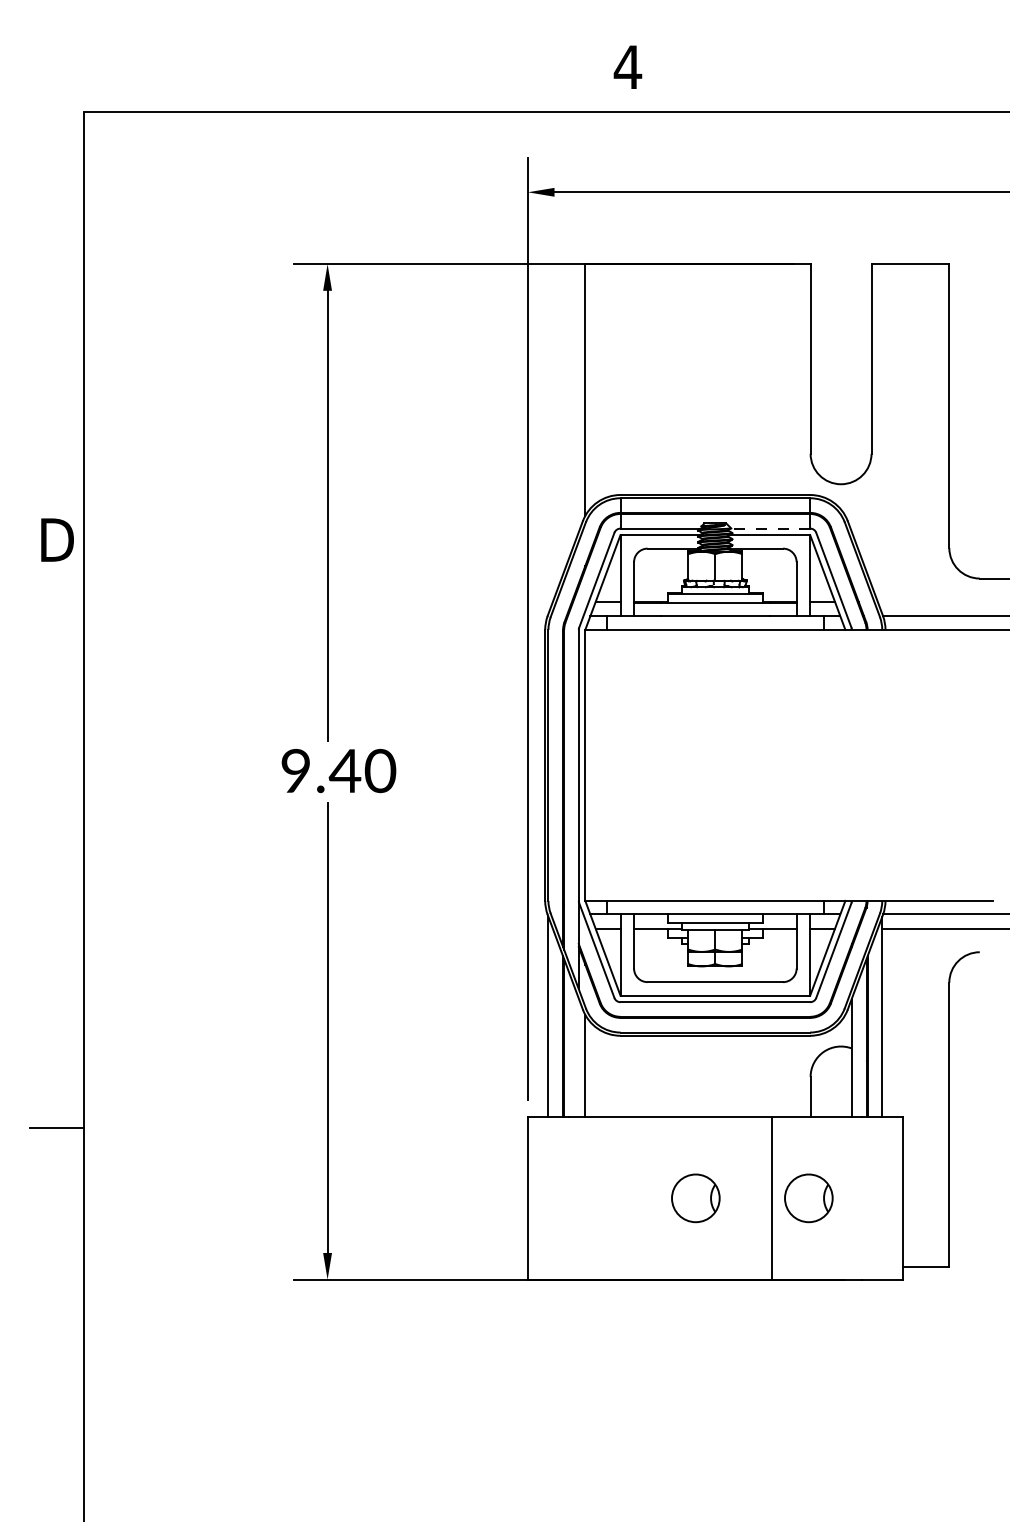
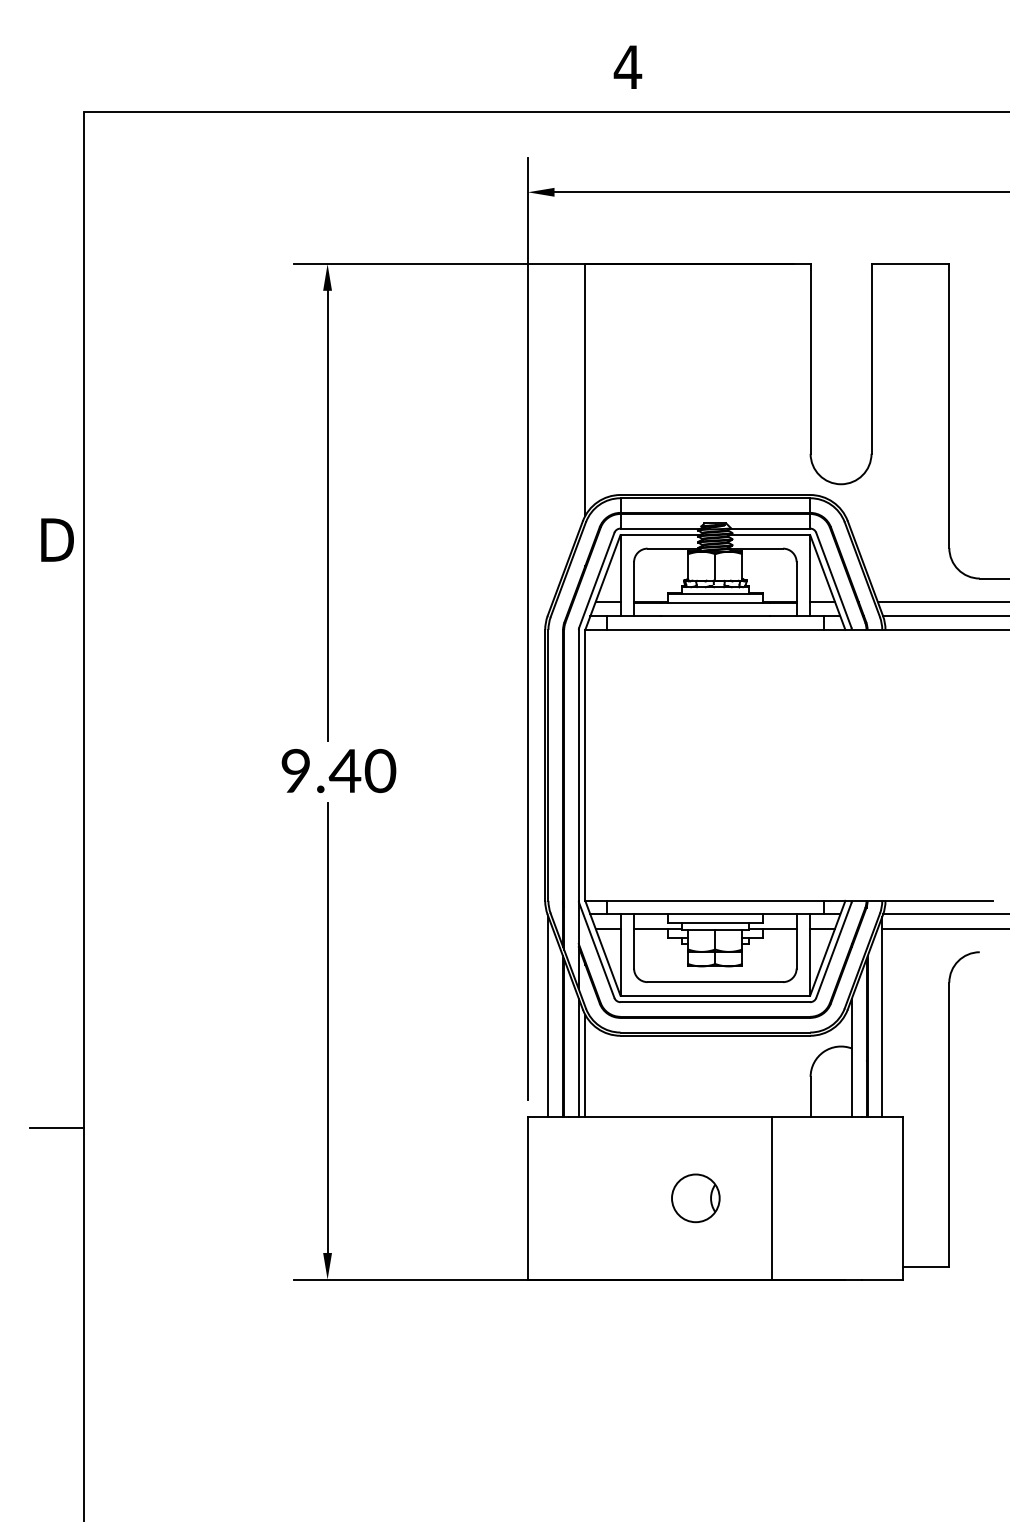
line: dashed -> solid (770, 528)
line: none -> present (941, 601)
line: none -> present (578, 1057)
part: present -> none (808, 1198)
